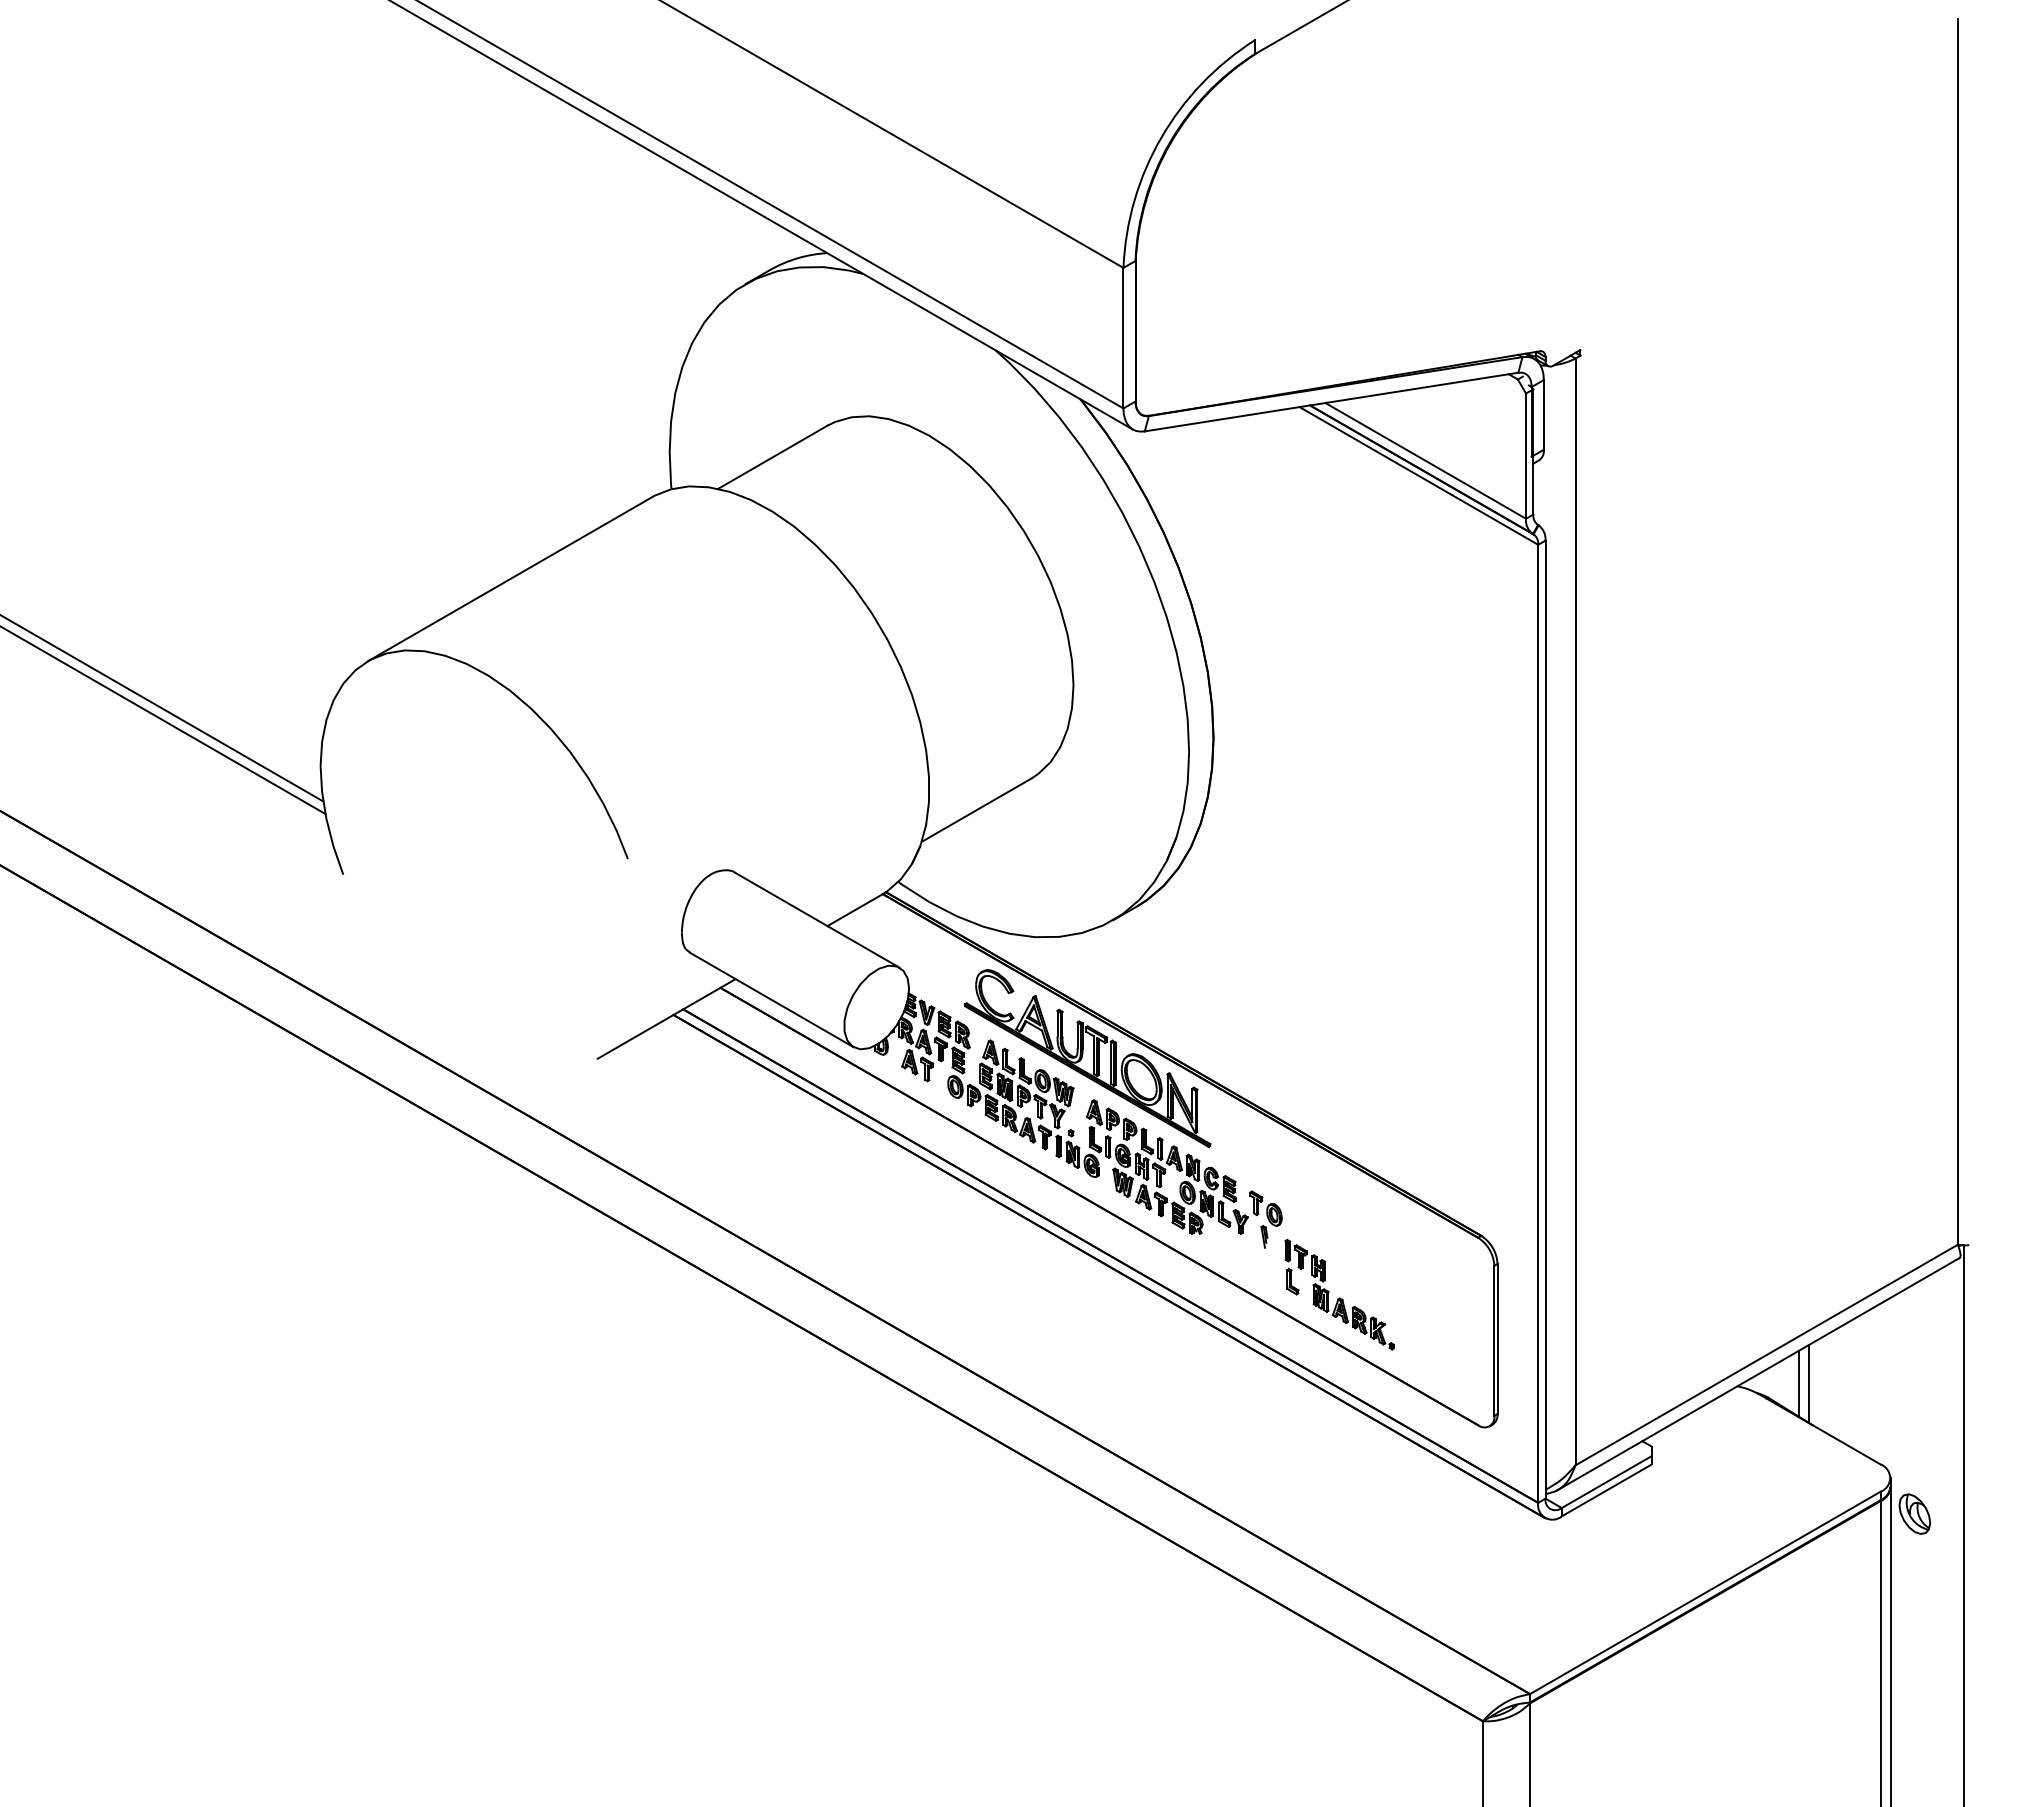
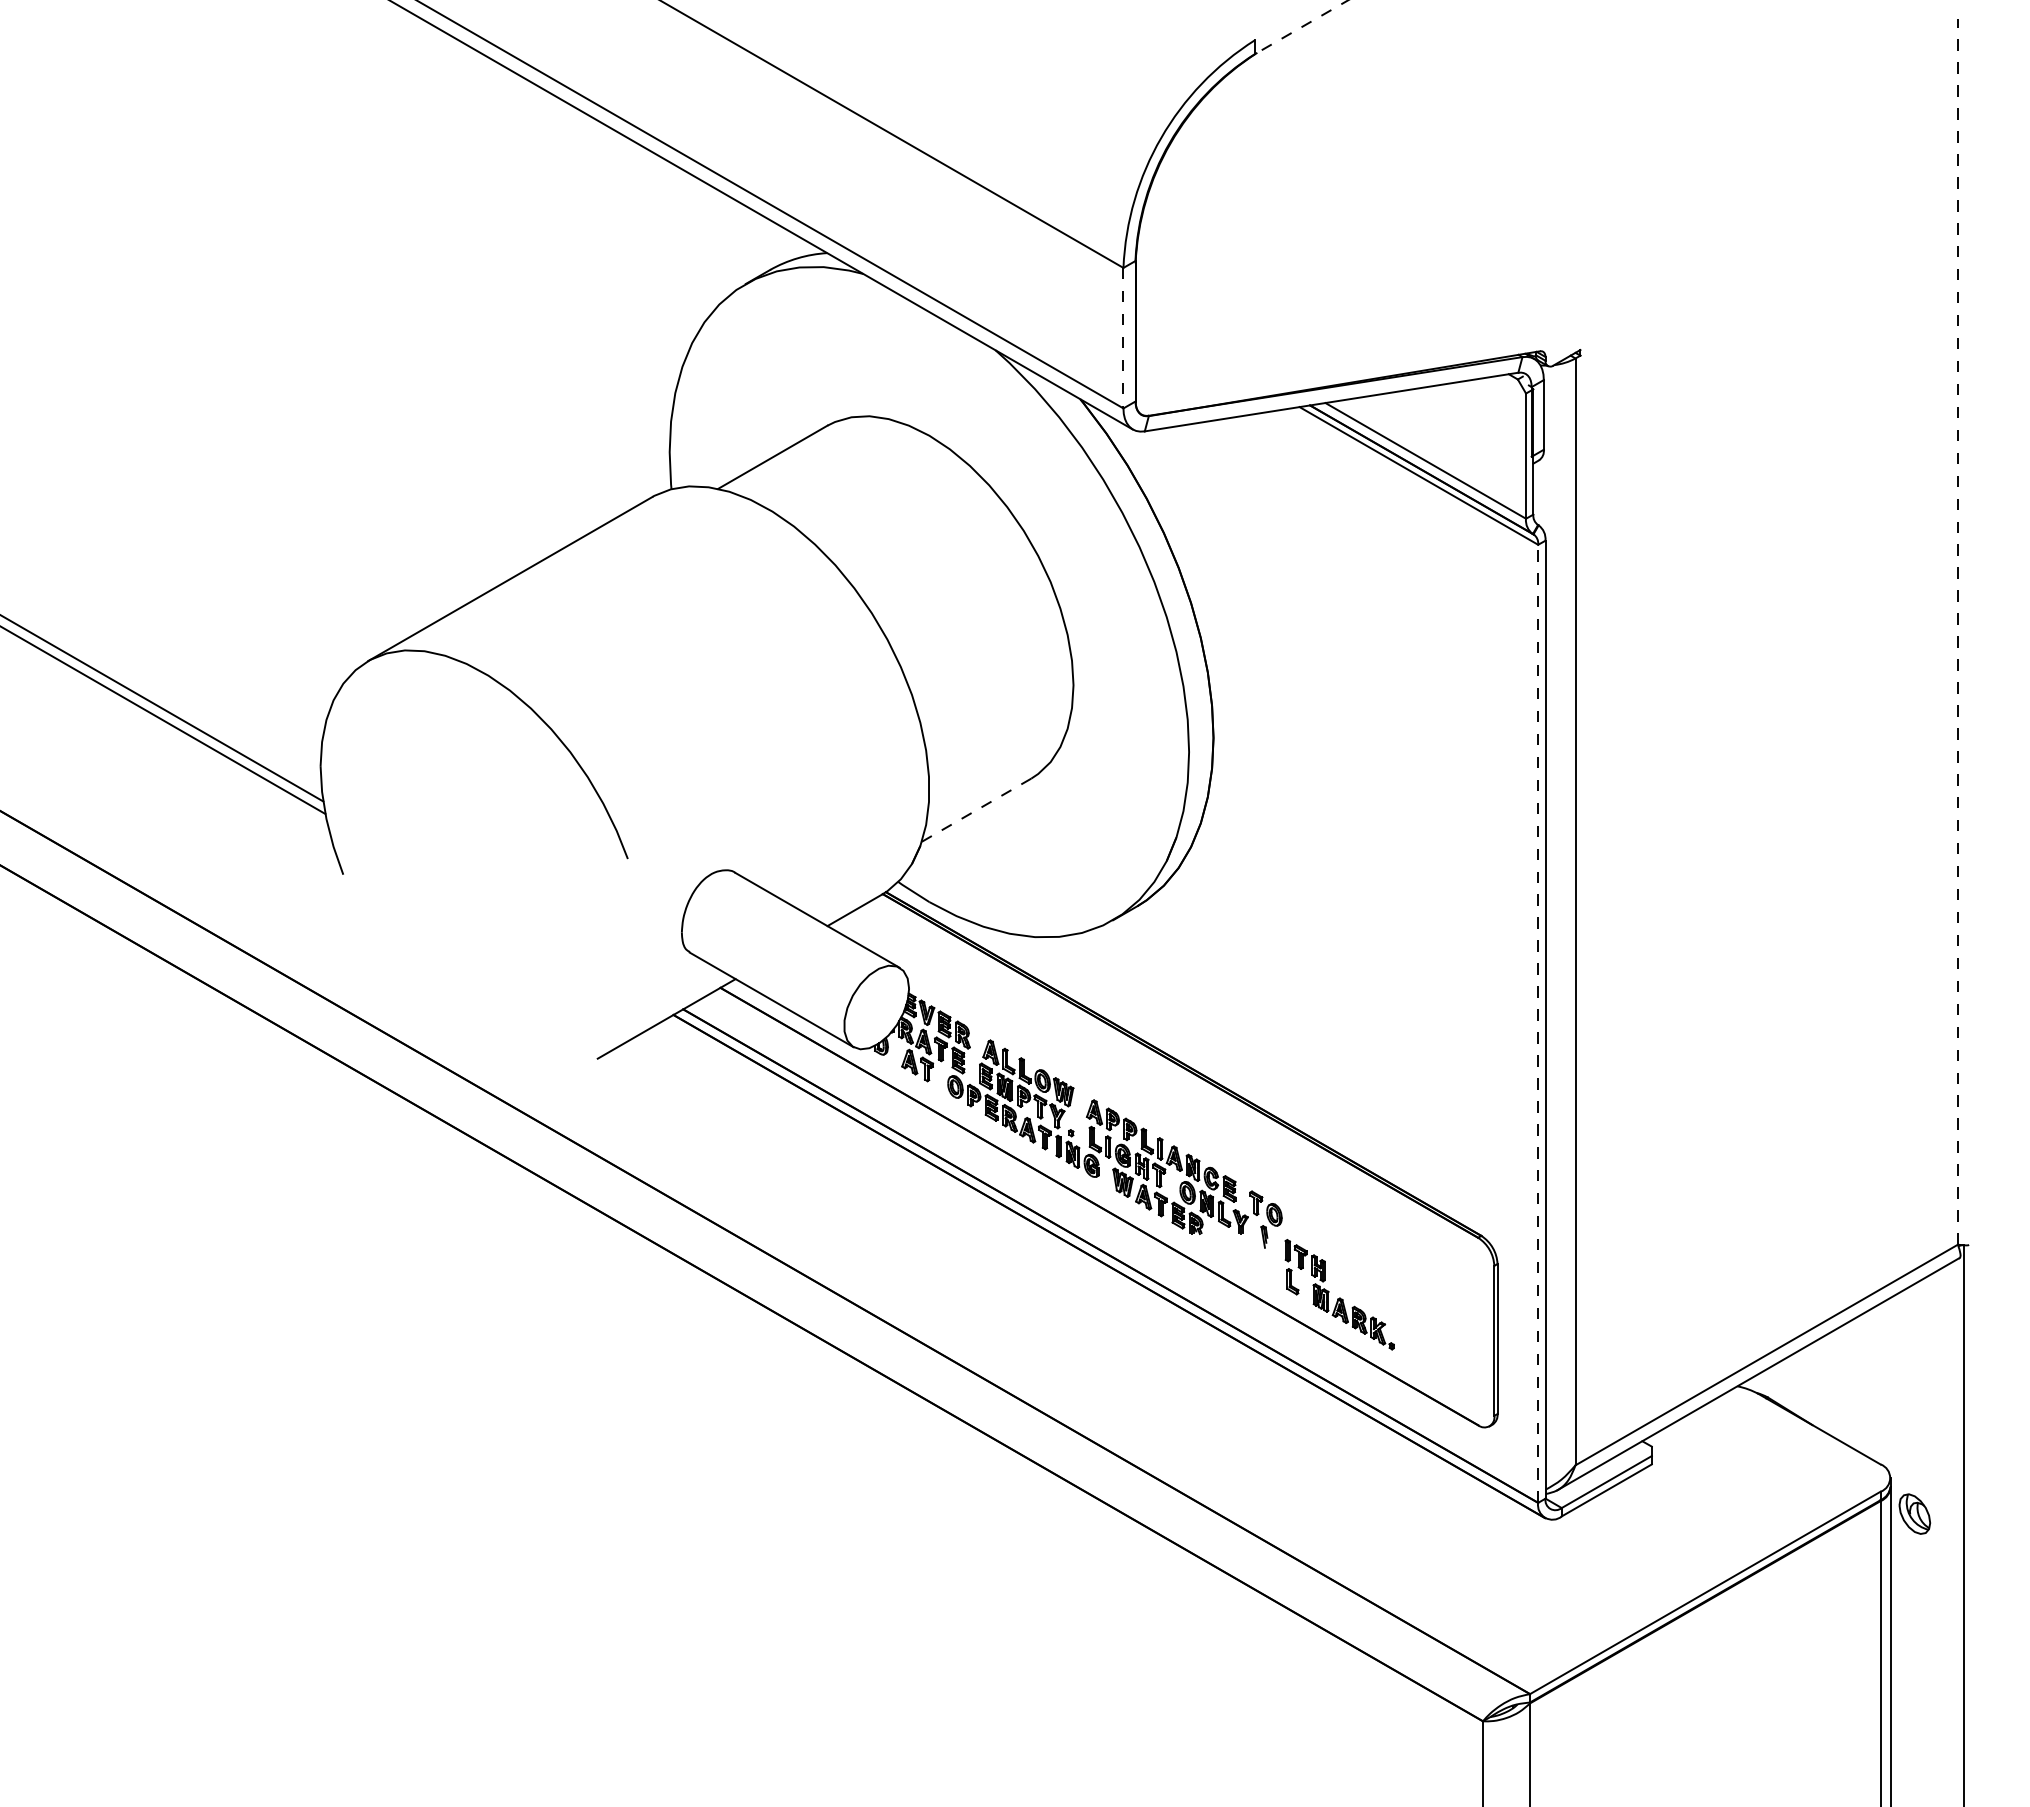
line: solid -> dashed (1301, 27)
line: solid -> dashed (1123, 338)
line: solid -> dashed (1957, 631)
line: solid -> dashed (977, 809)
line: solid -> dashed (1538, 1023)
part: present -> none (1087, 1058)
line: present -> none (1798, 1383)
line: present -> none (1808, 1383)
